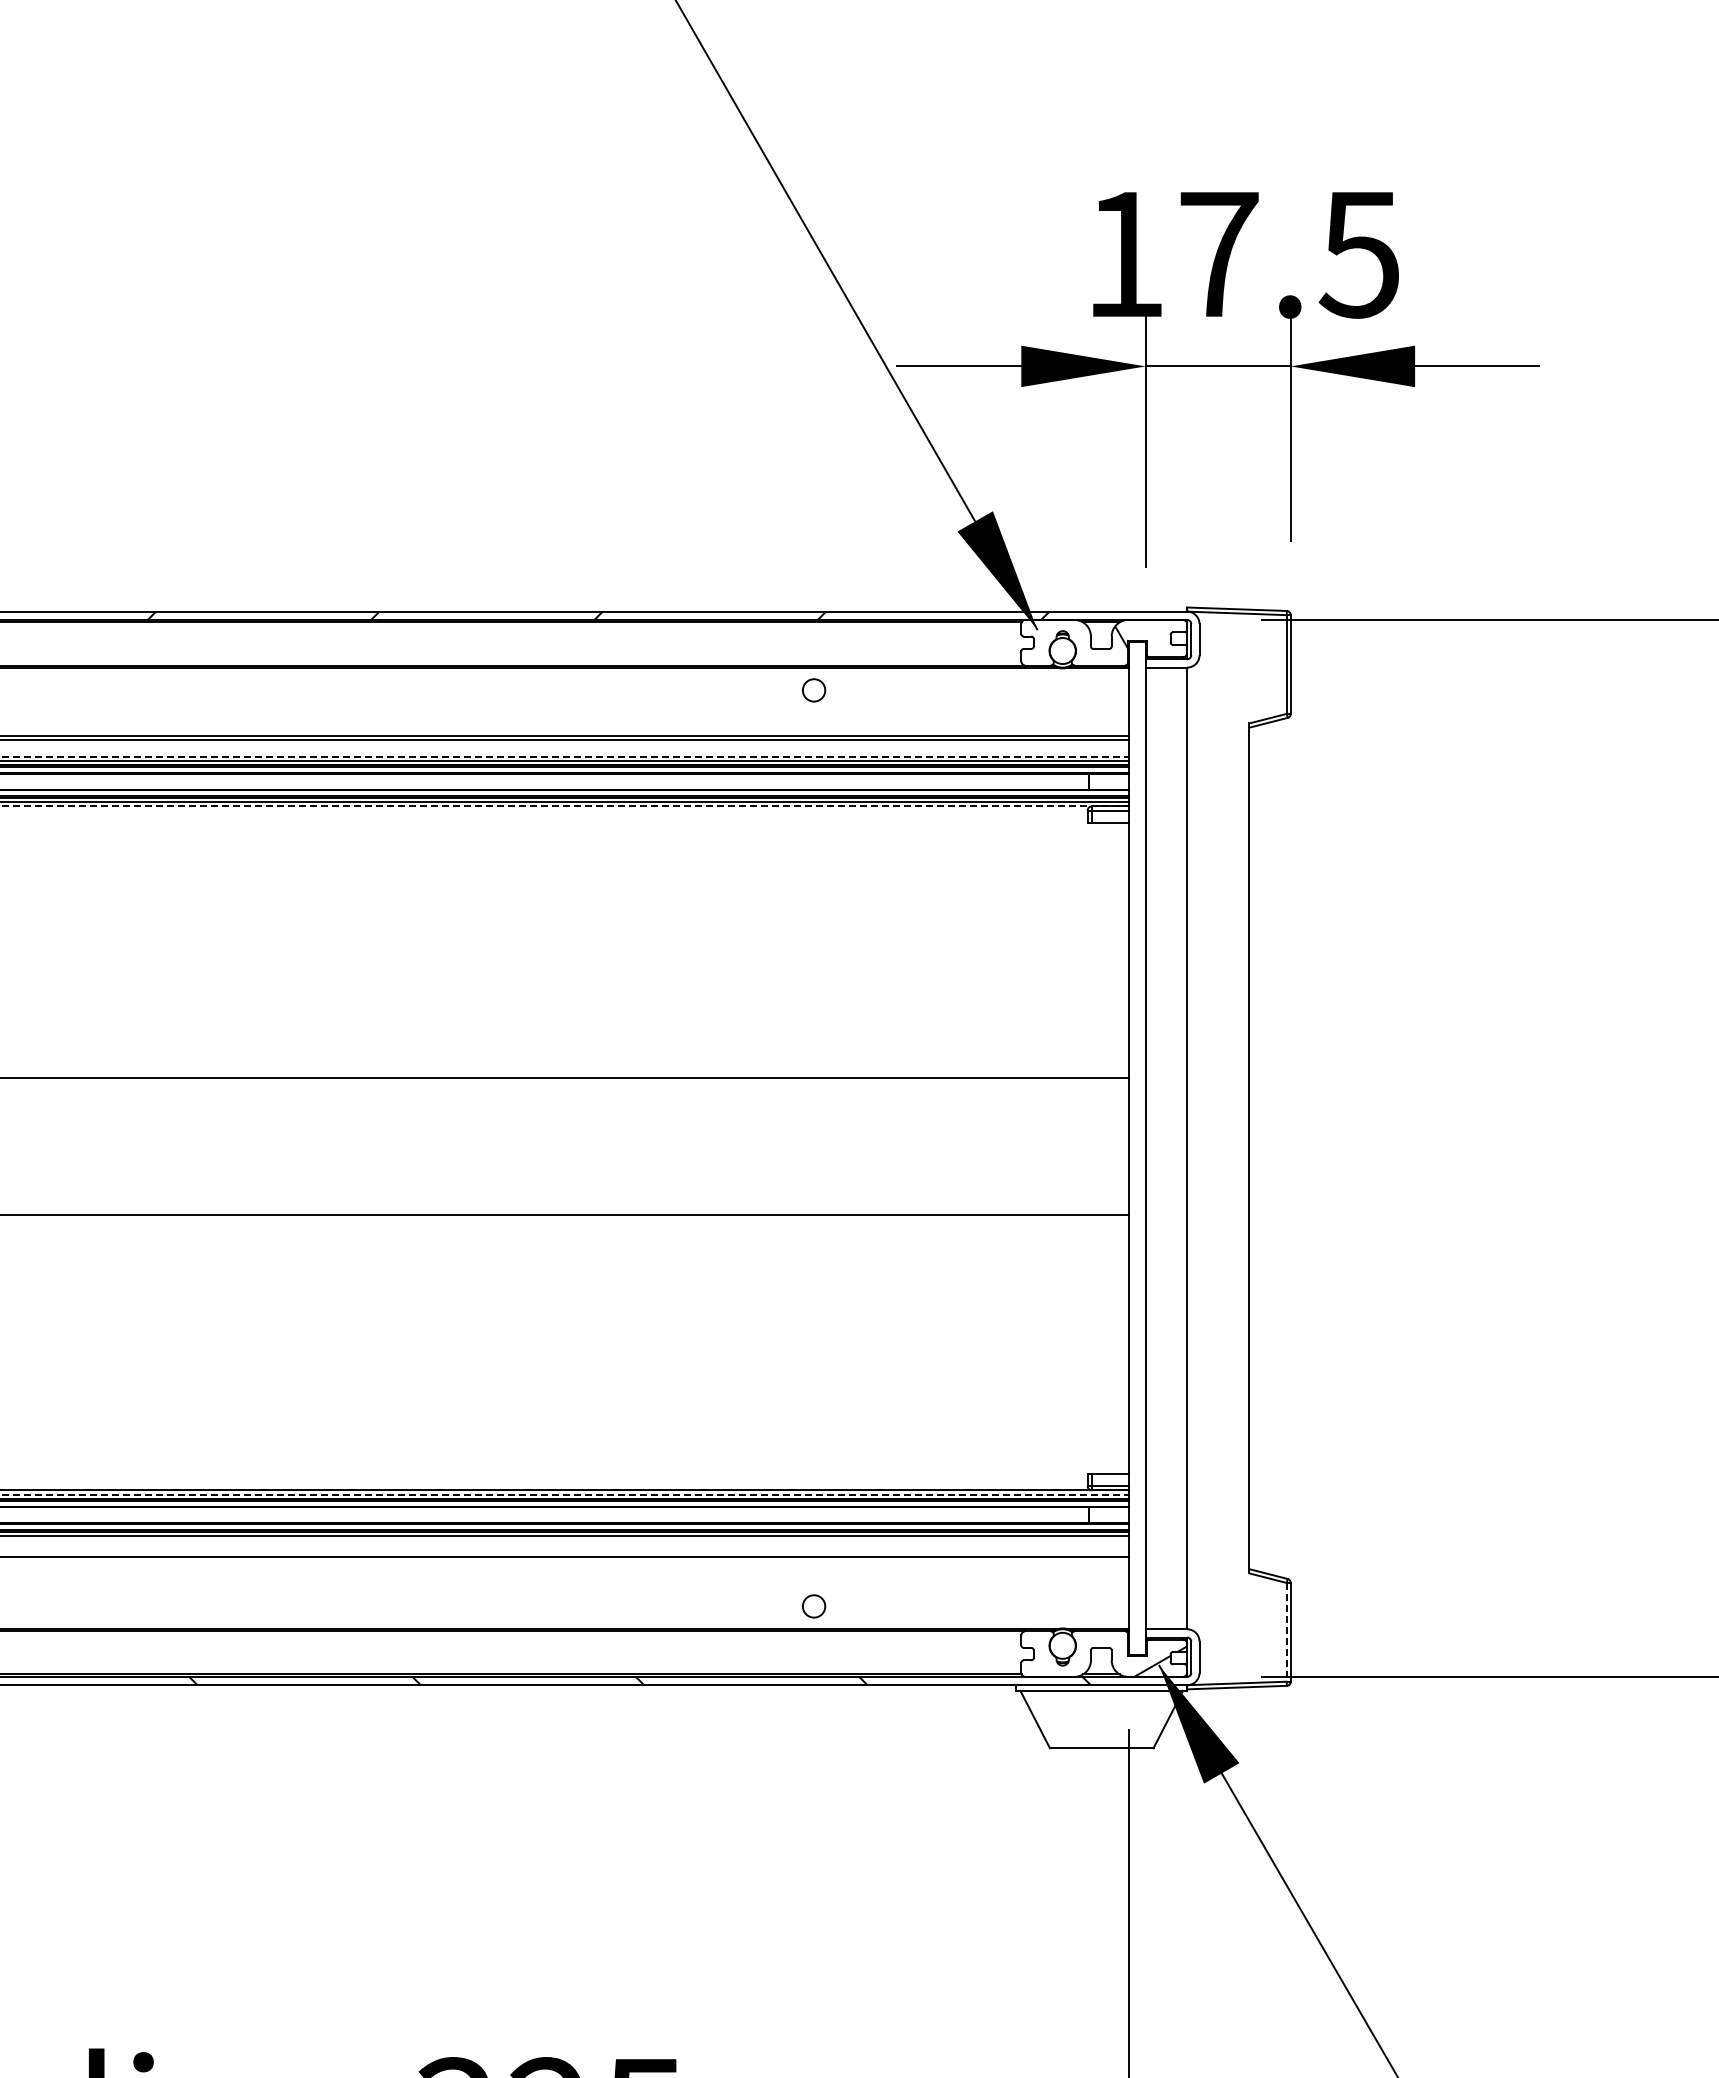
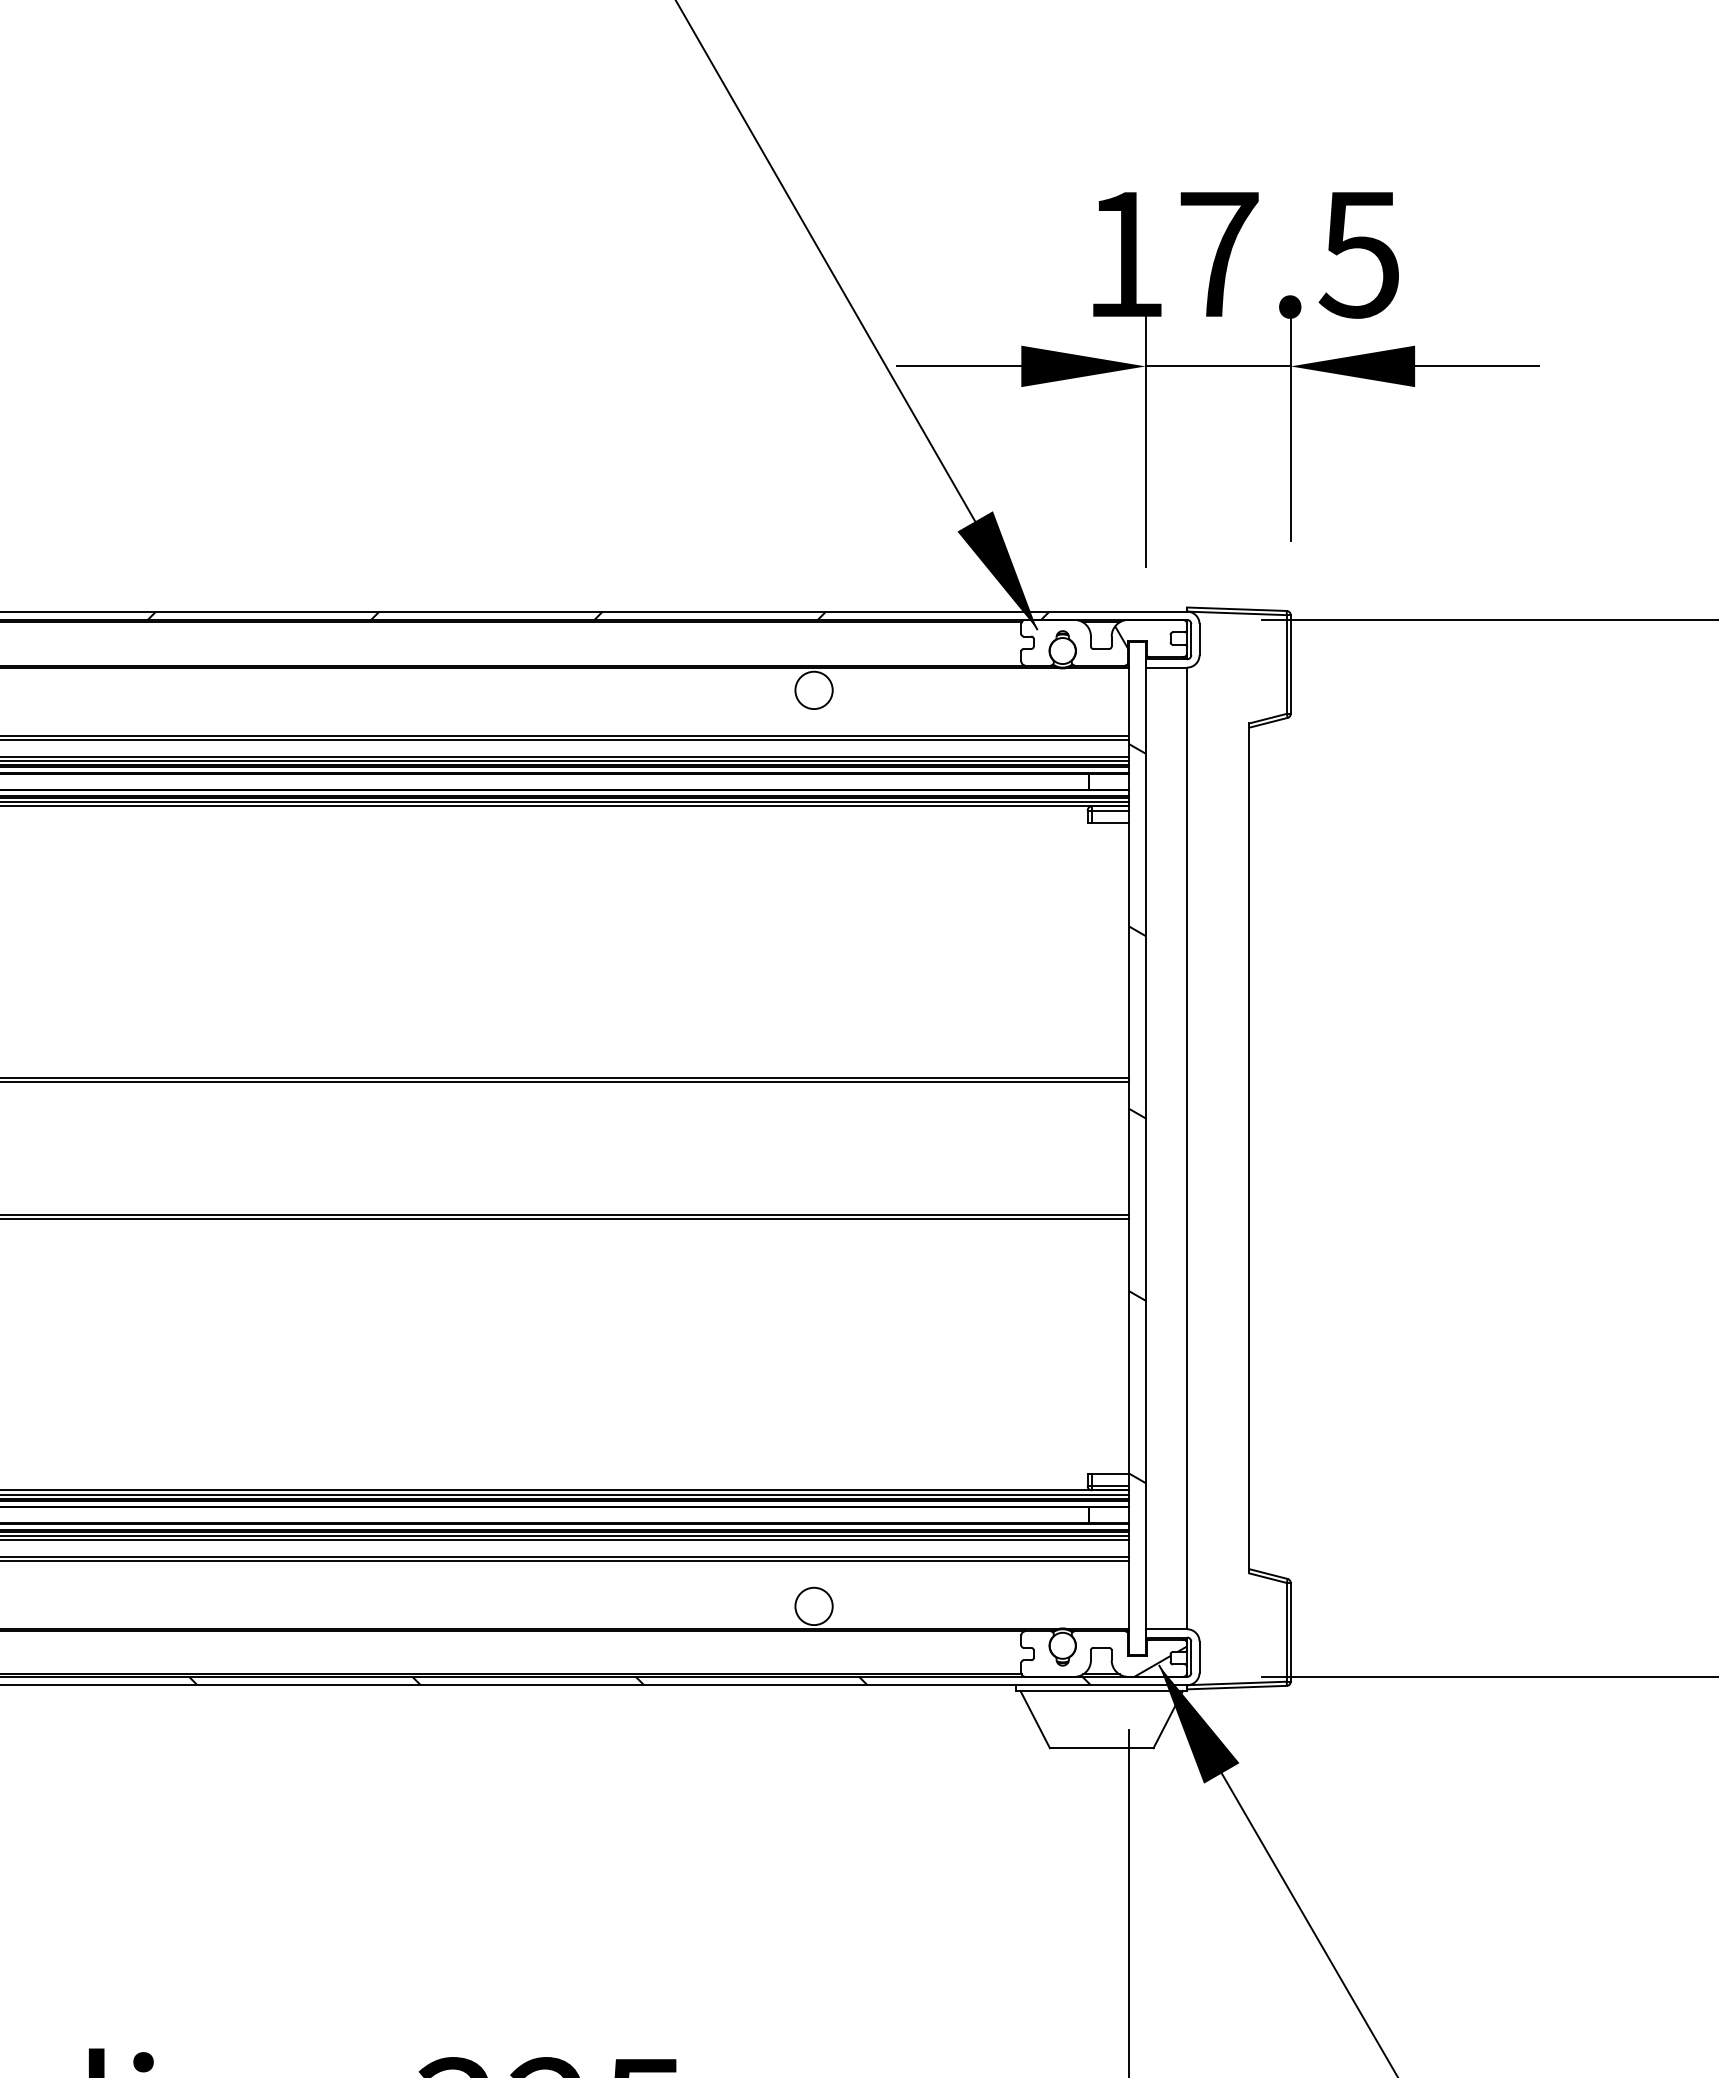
circle diameter: 22 px -> 37 px (813, 690)
line: dashed -> solid (565, 756)
line: dashed -> solid (565, 806)
line: none -> present (565, 1082)
hatch: none -> present (1137, 1113)
line: none -> present (565, 1218)
line: dashed -> solid (565, 1494)
line: none -> present (565, 1540)
line: none -> present (565, 1560)
circle diameter: 22 px -> 37 px (813, 1606)
line: dashed -> solid (1286, 1632)
